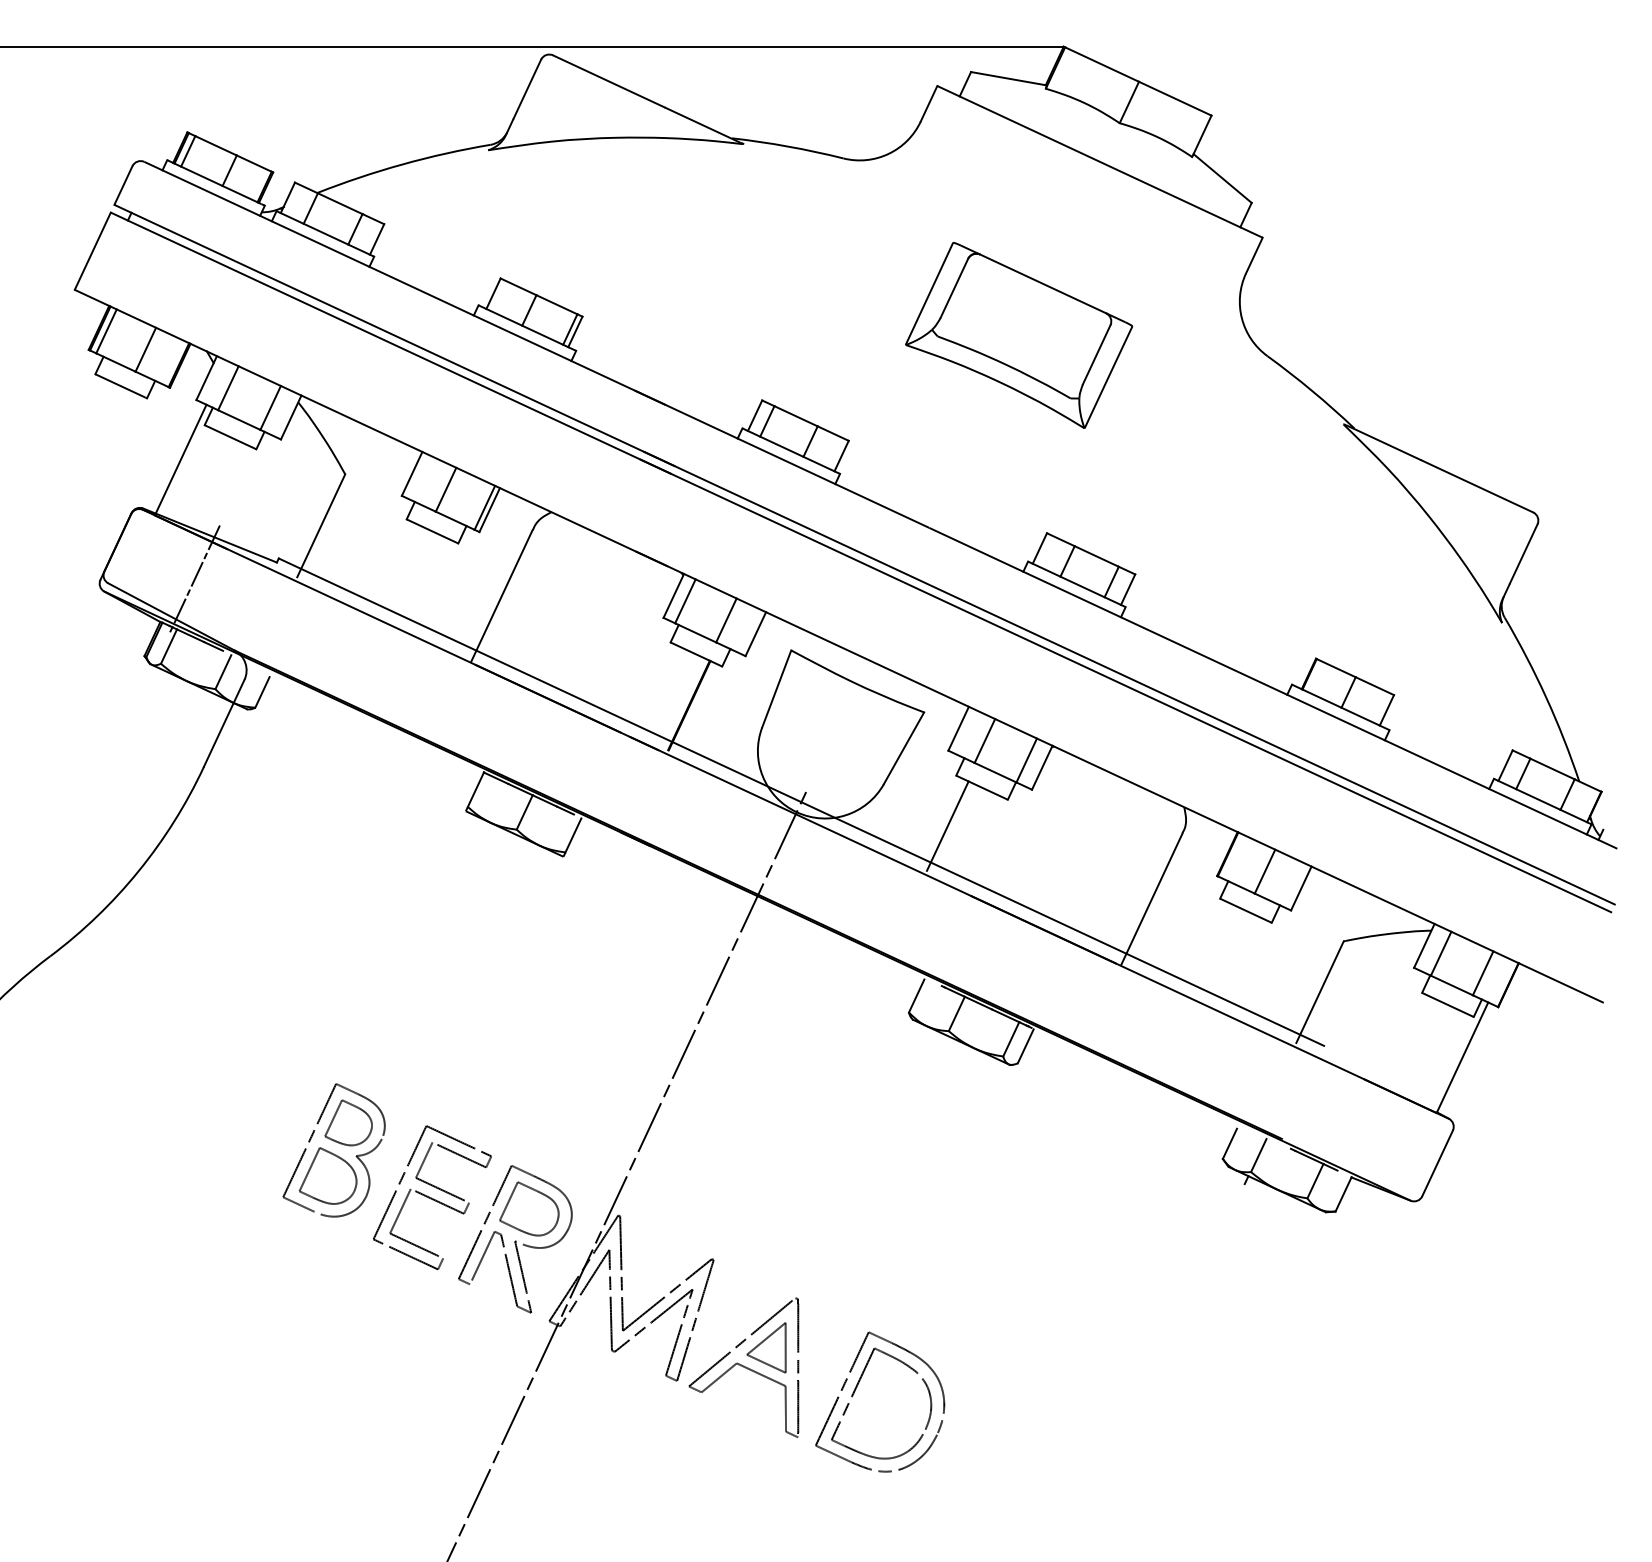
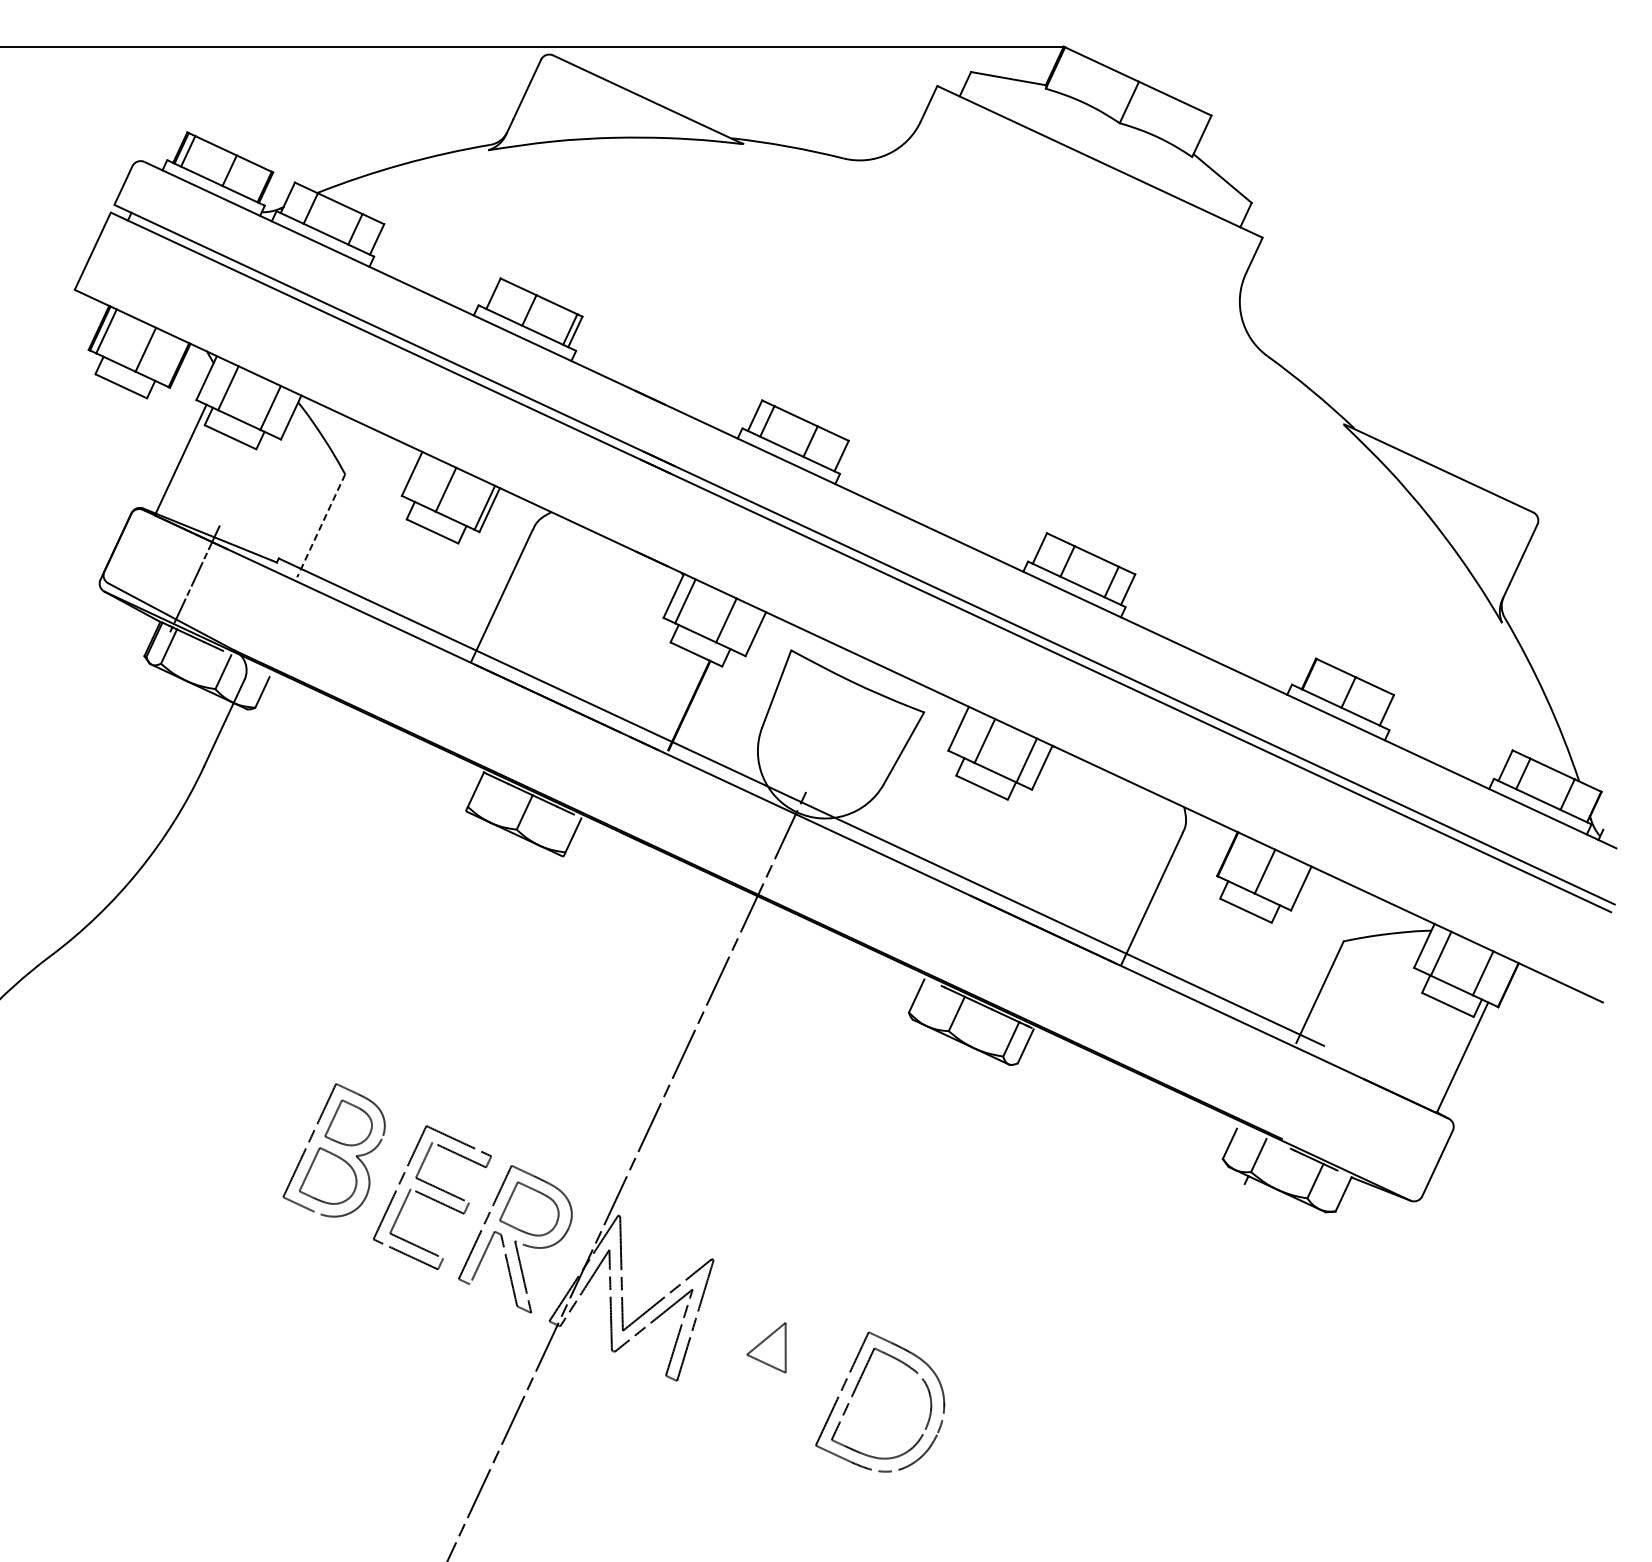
part: present -> none (1019, 334)
line: solid -> dashed (321, 525)
line: present -> none (947, 825)
part: present -> none (743, 1367)
